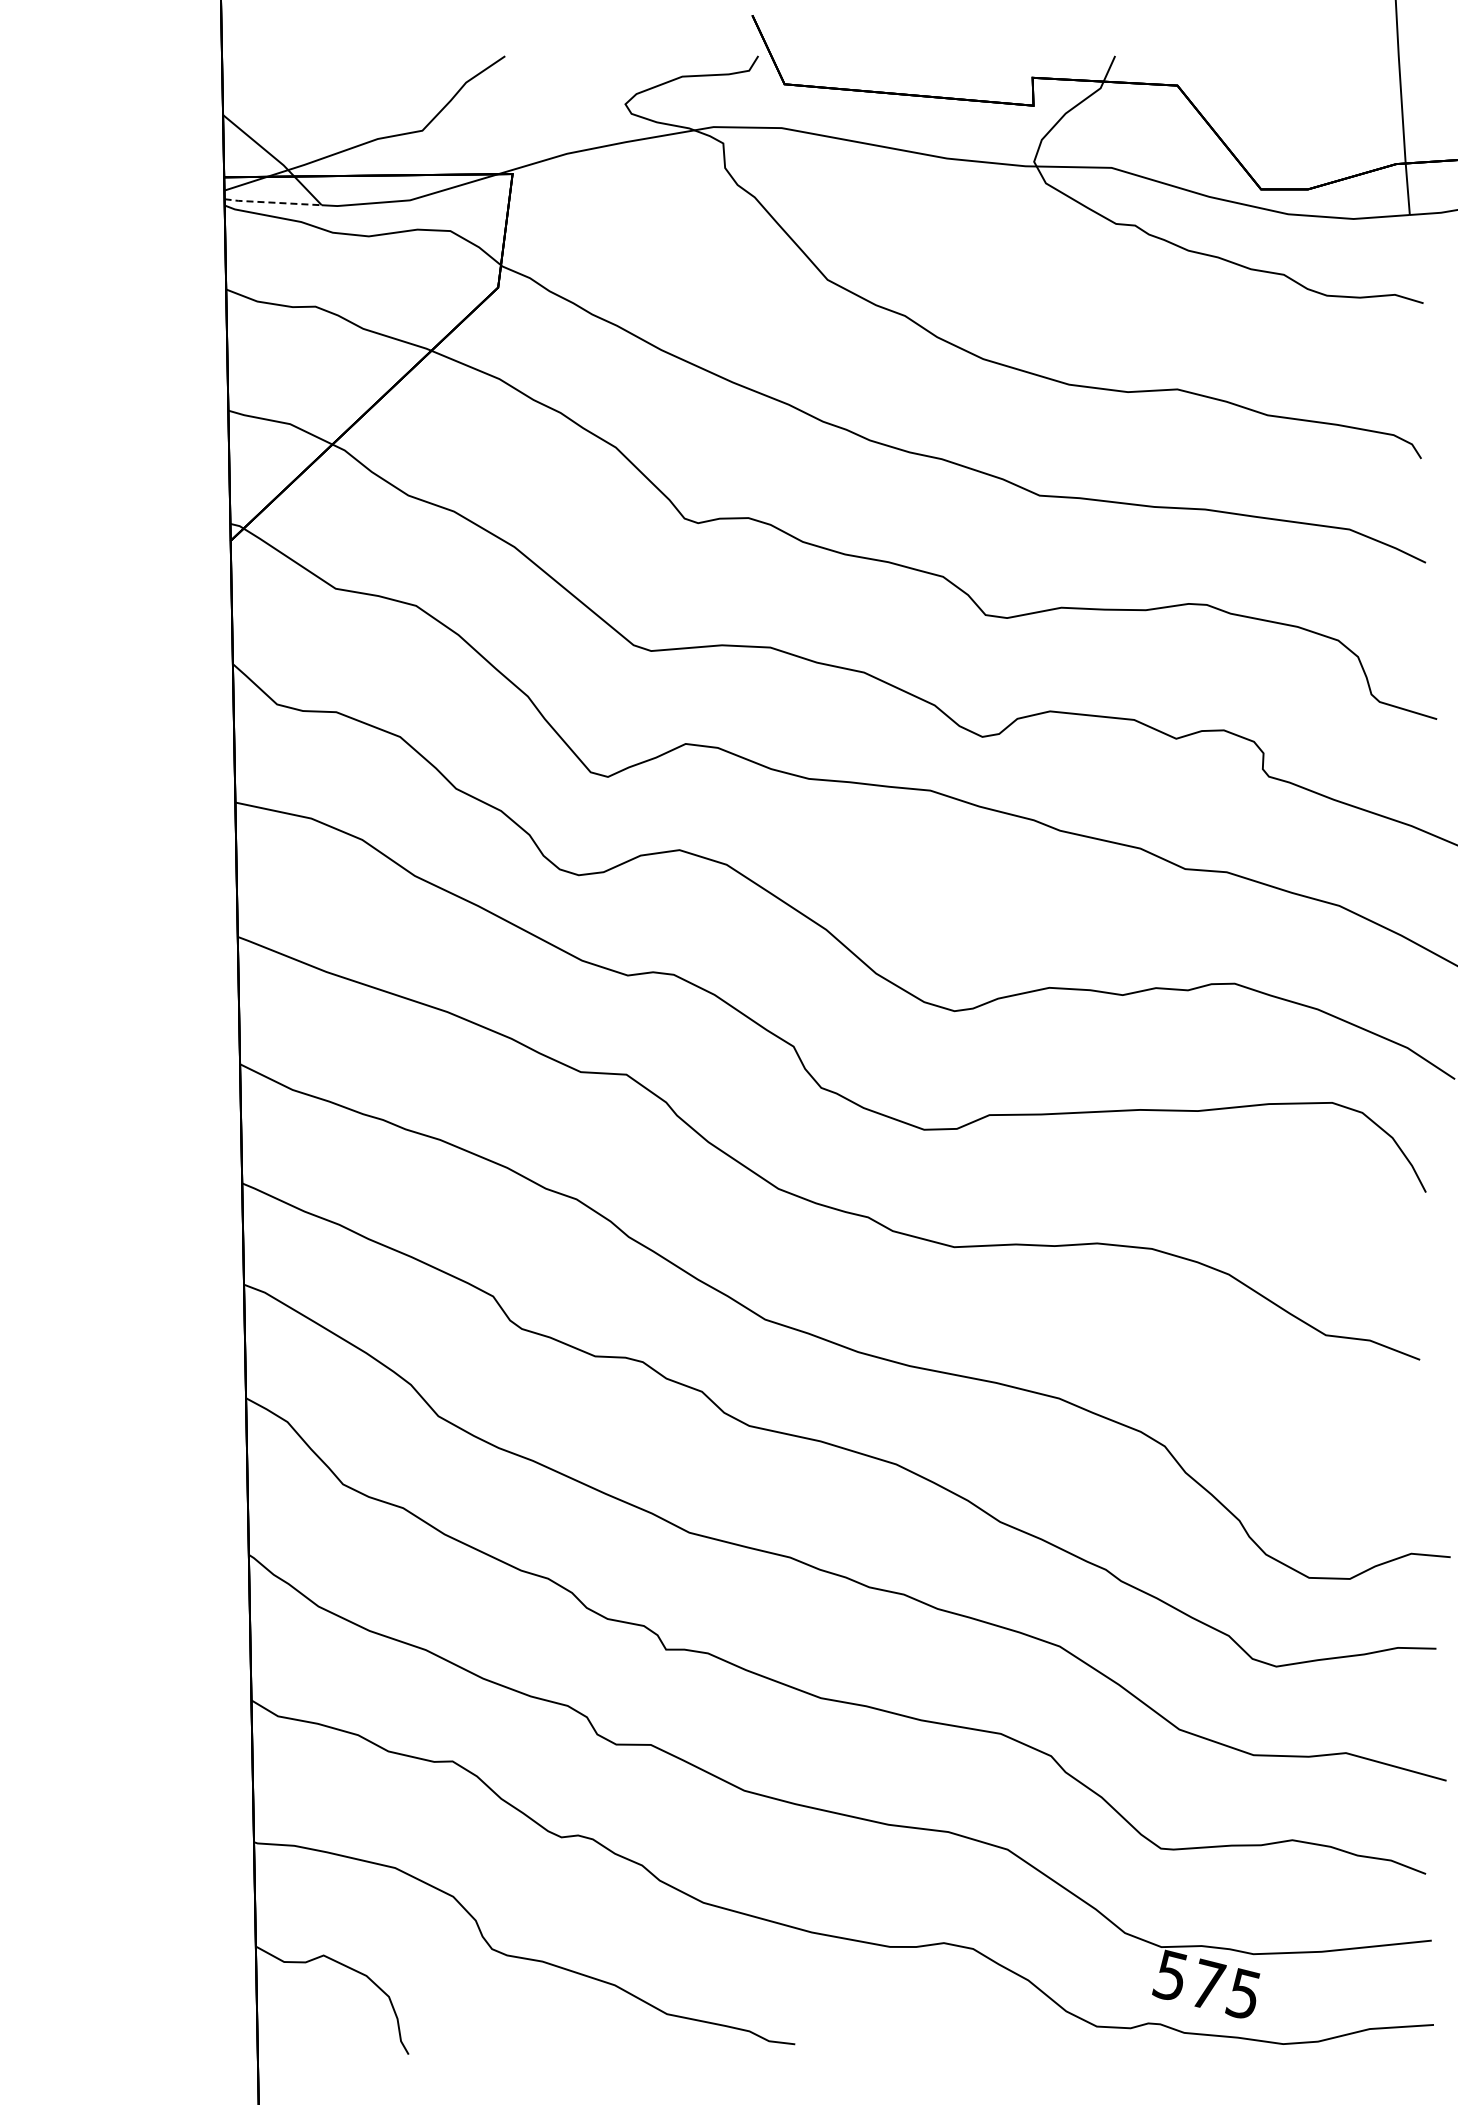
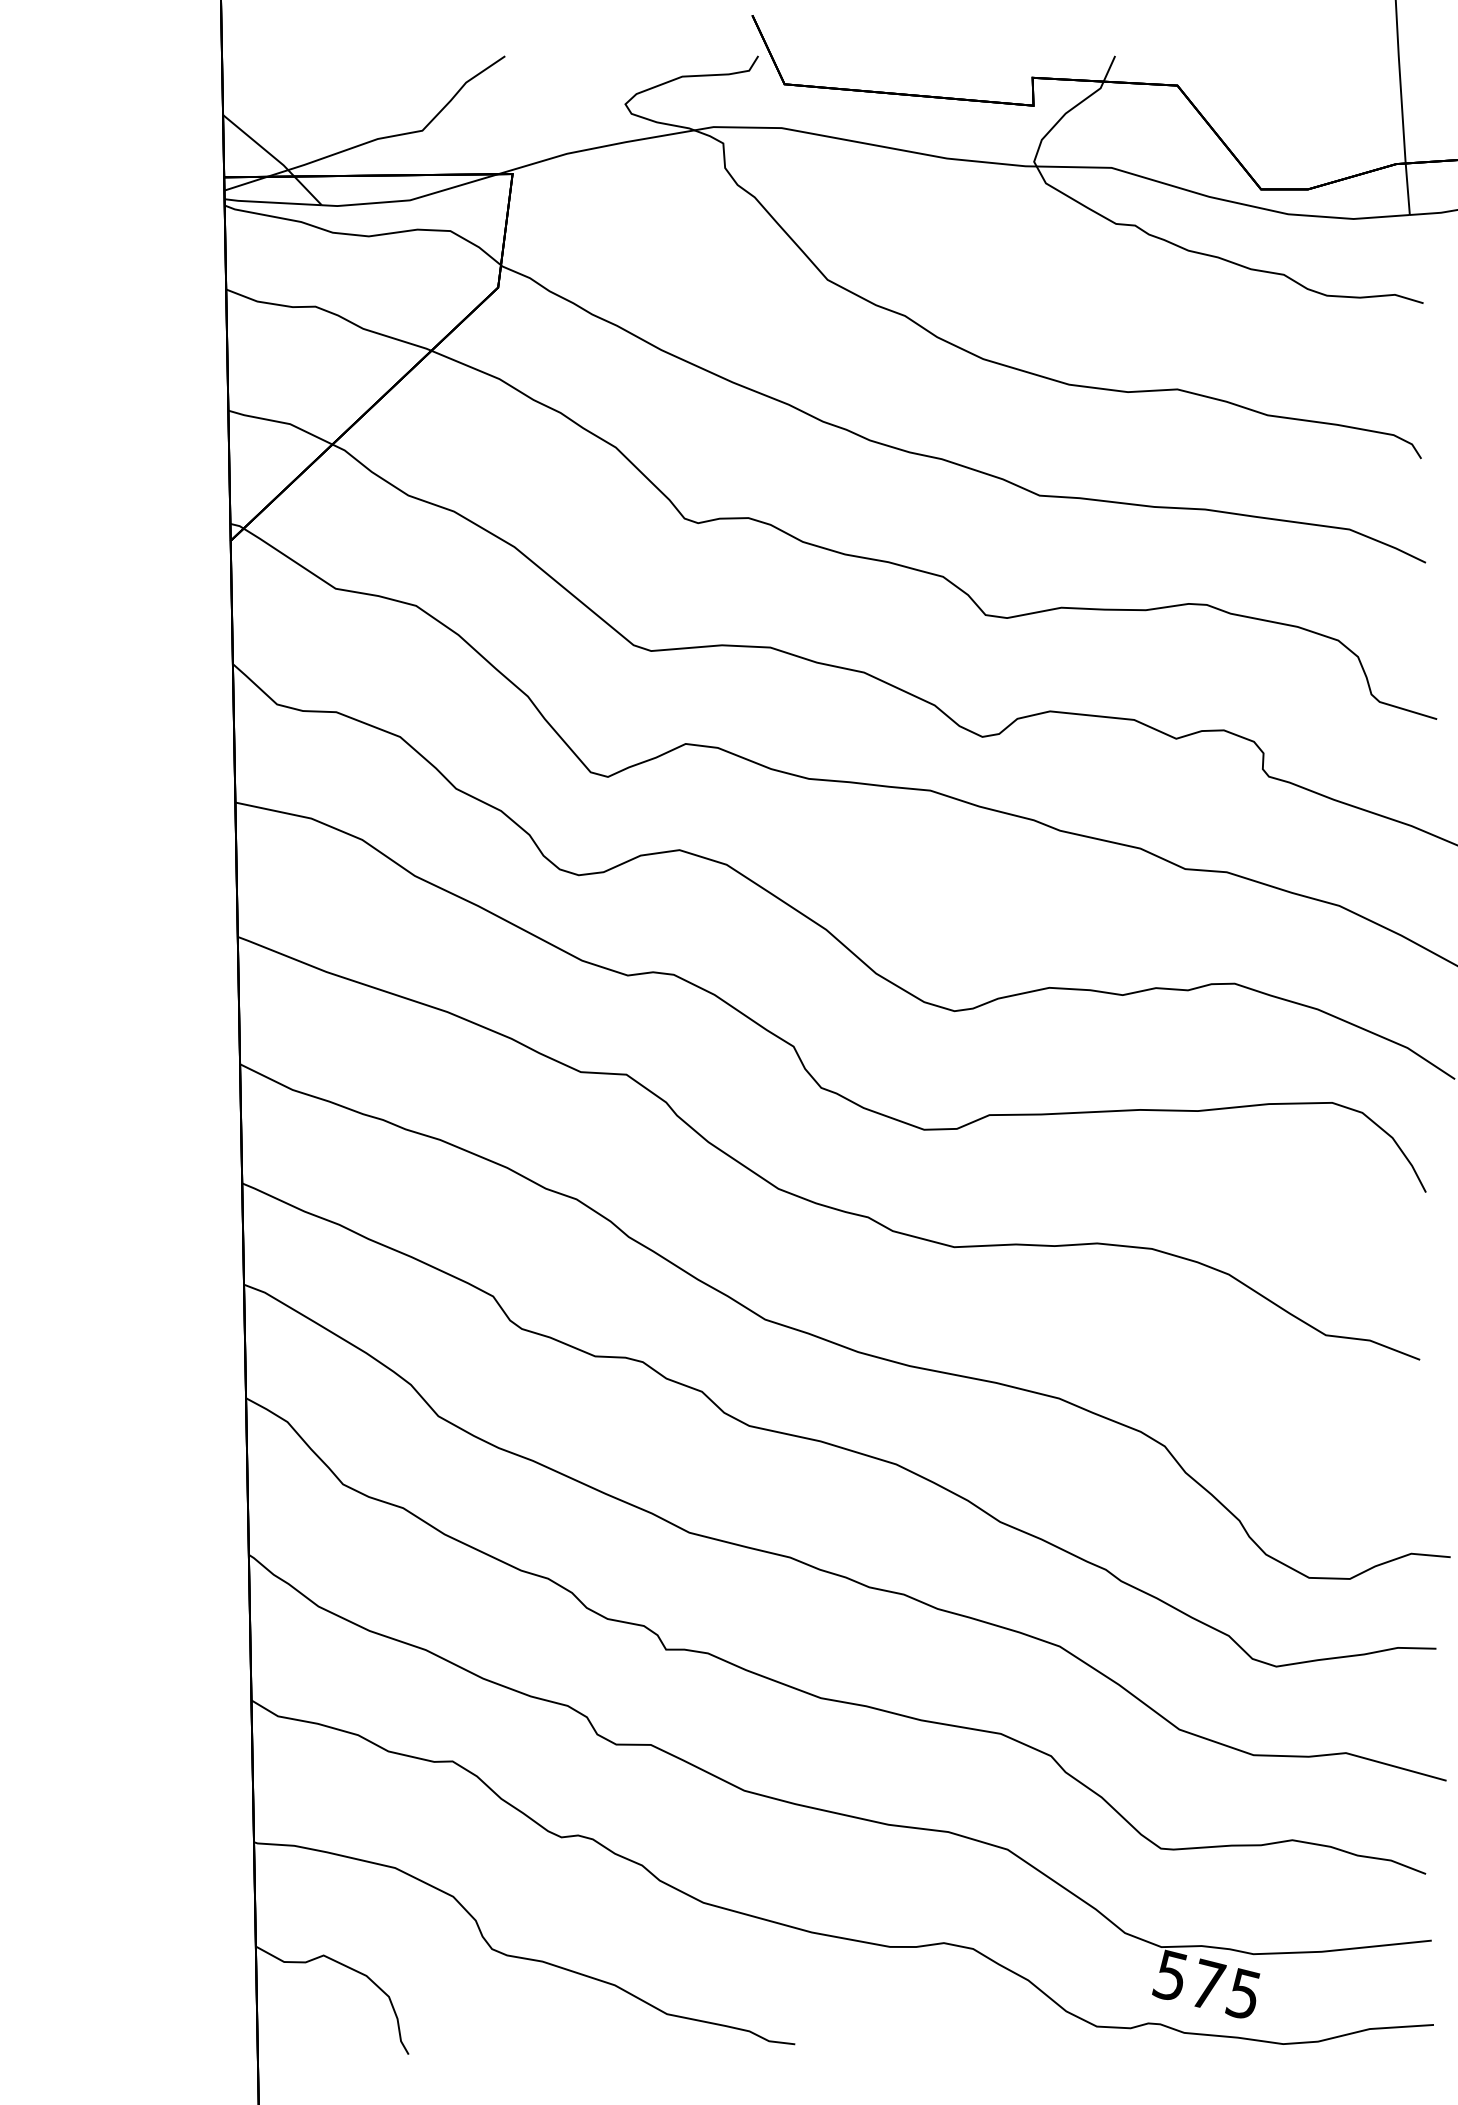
line: dashed -> solid (273, 202)
